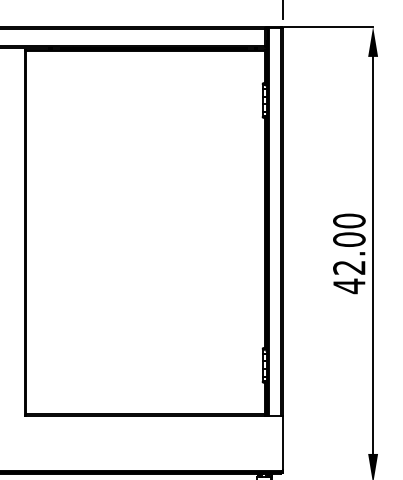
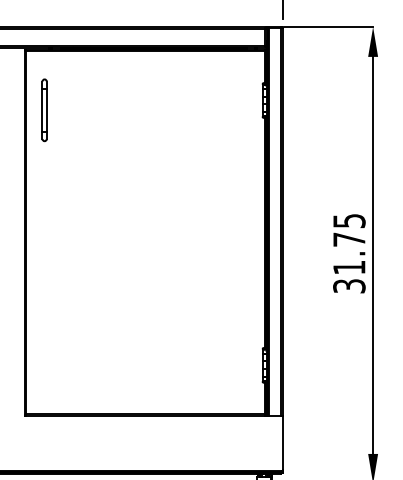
part: none -> present (44, 110)
text: 42.00 -> 31.75 (349, 253)
